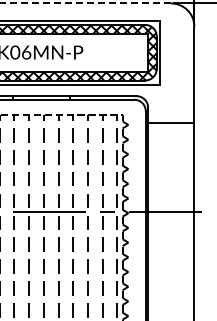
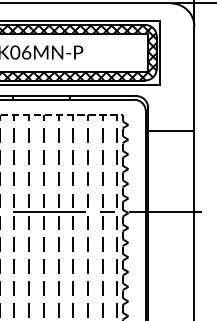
line: dashed -> solid (86, 3)
line position: (171, 122) -> (171, 130) (171, 130)
